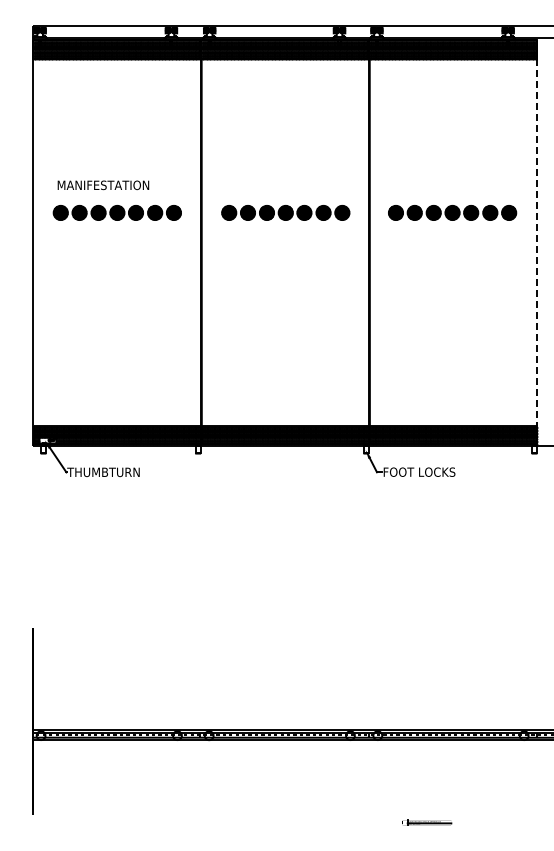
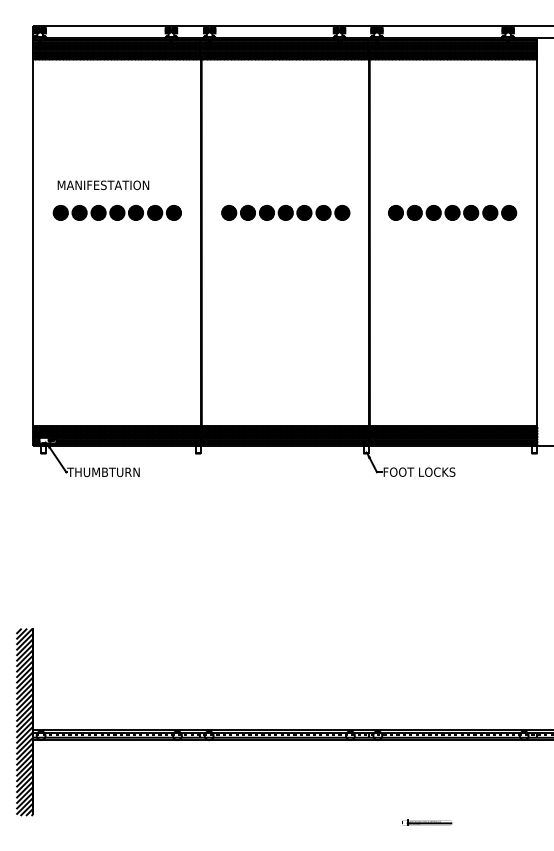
line: dashed -> solid (537, 242)
hatch: none -> present (24, 721)
